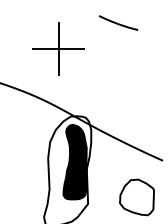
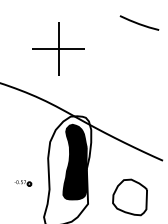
line position: (117, 22) -> (138, 22) (138, 22)
part: none -> present (23, 183)
part position: (136, 197) -> (129, 197) (129, 197)
